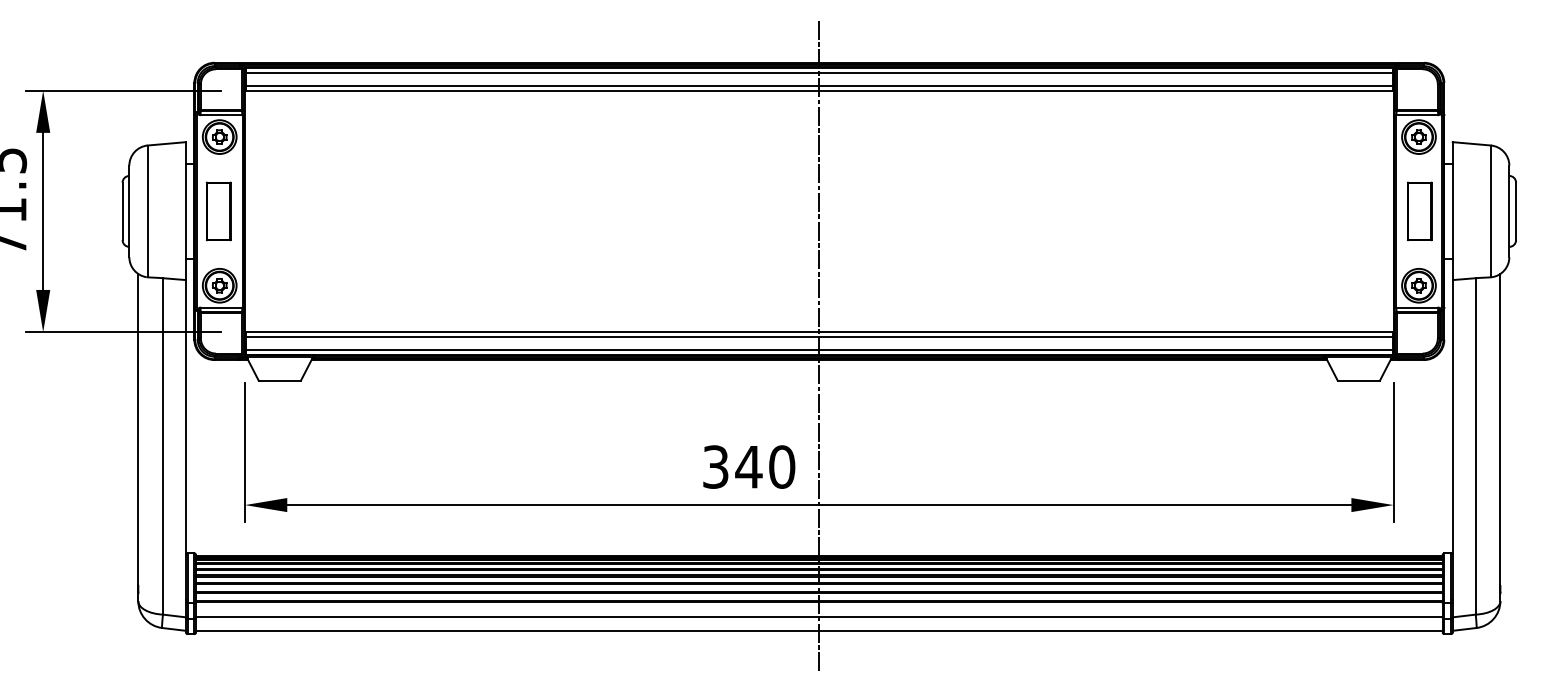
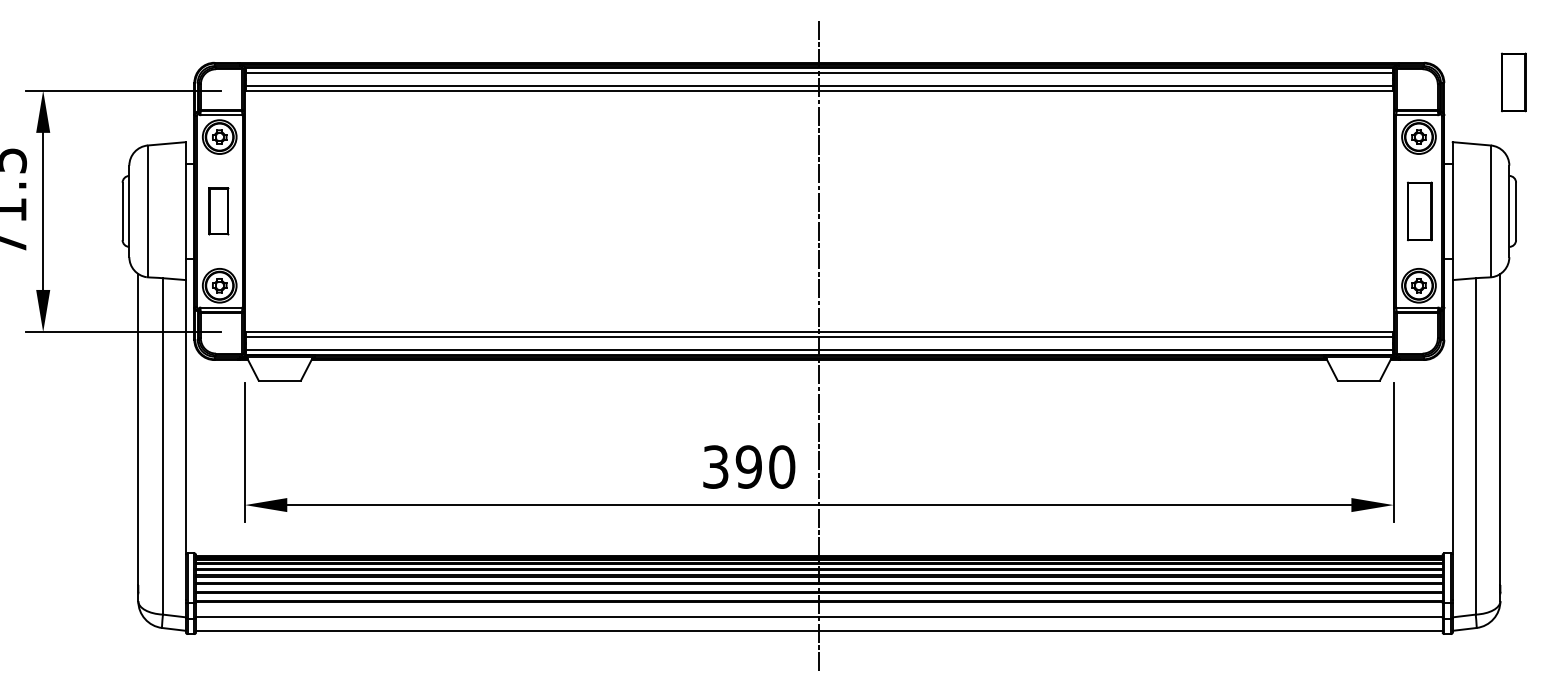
part: none -> present (1513, 82)
part size: 26x61 px -> 22x49 px (218, 211)
text: 340 -> 390 (748, 466)
